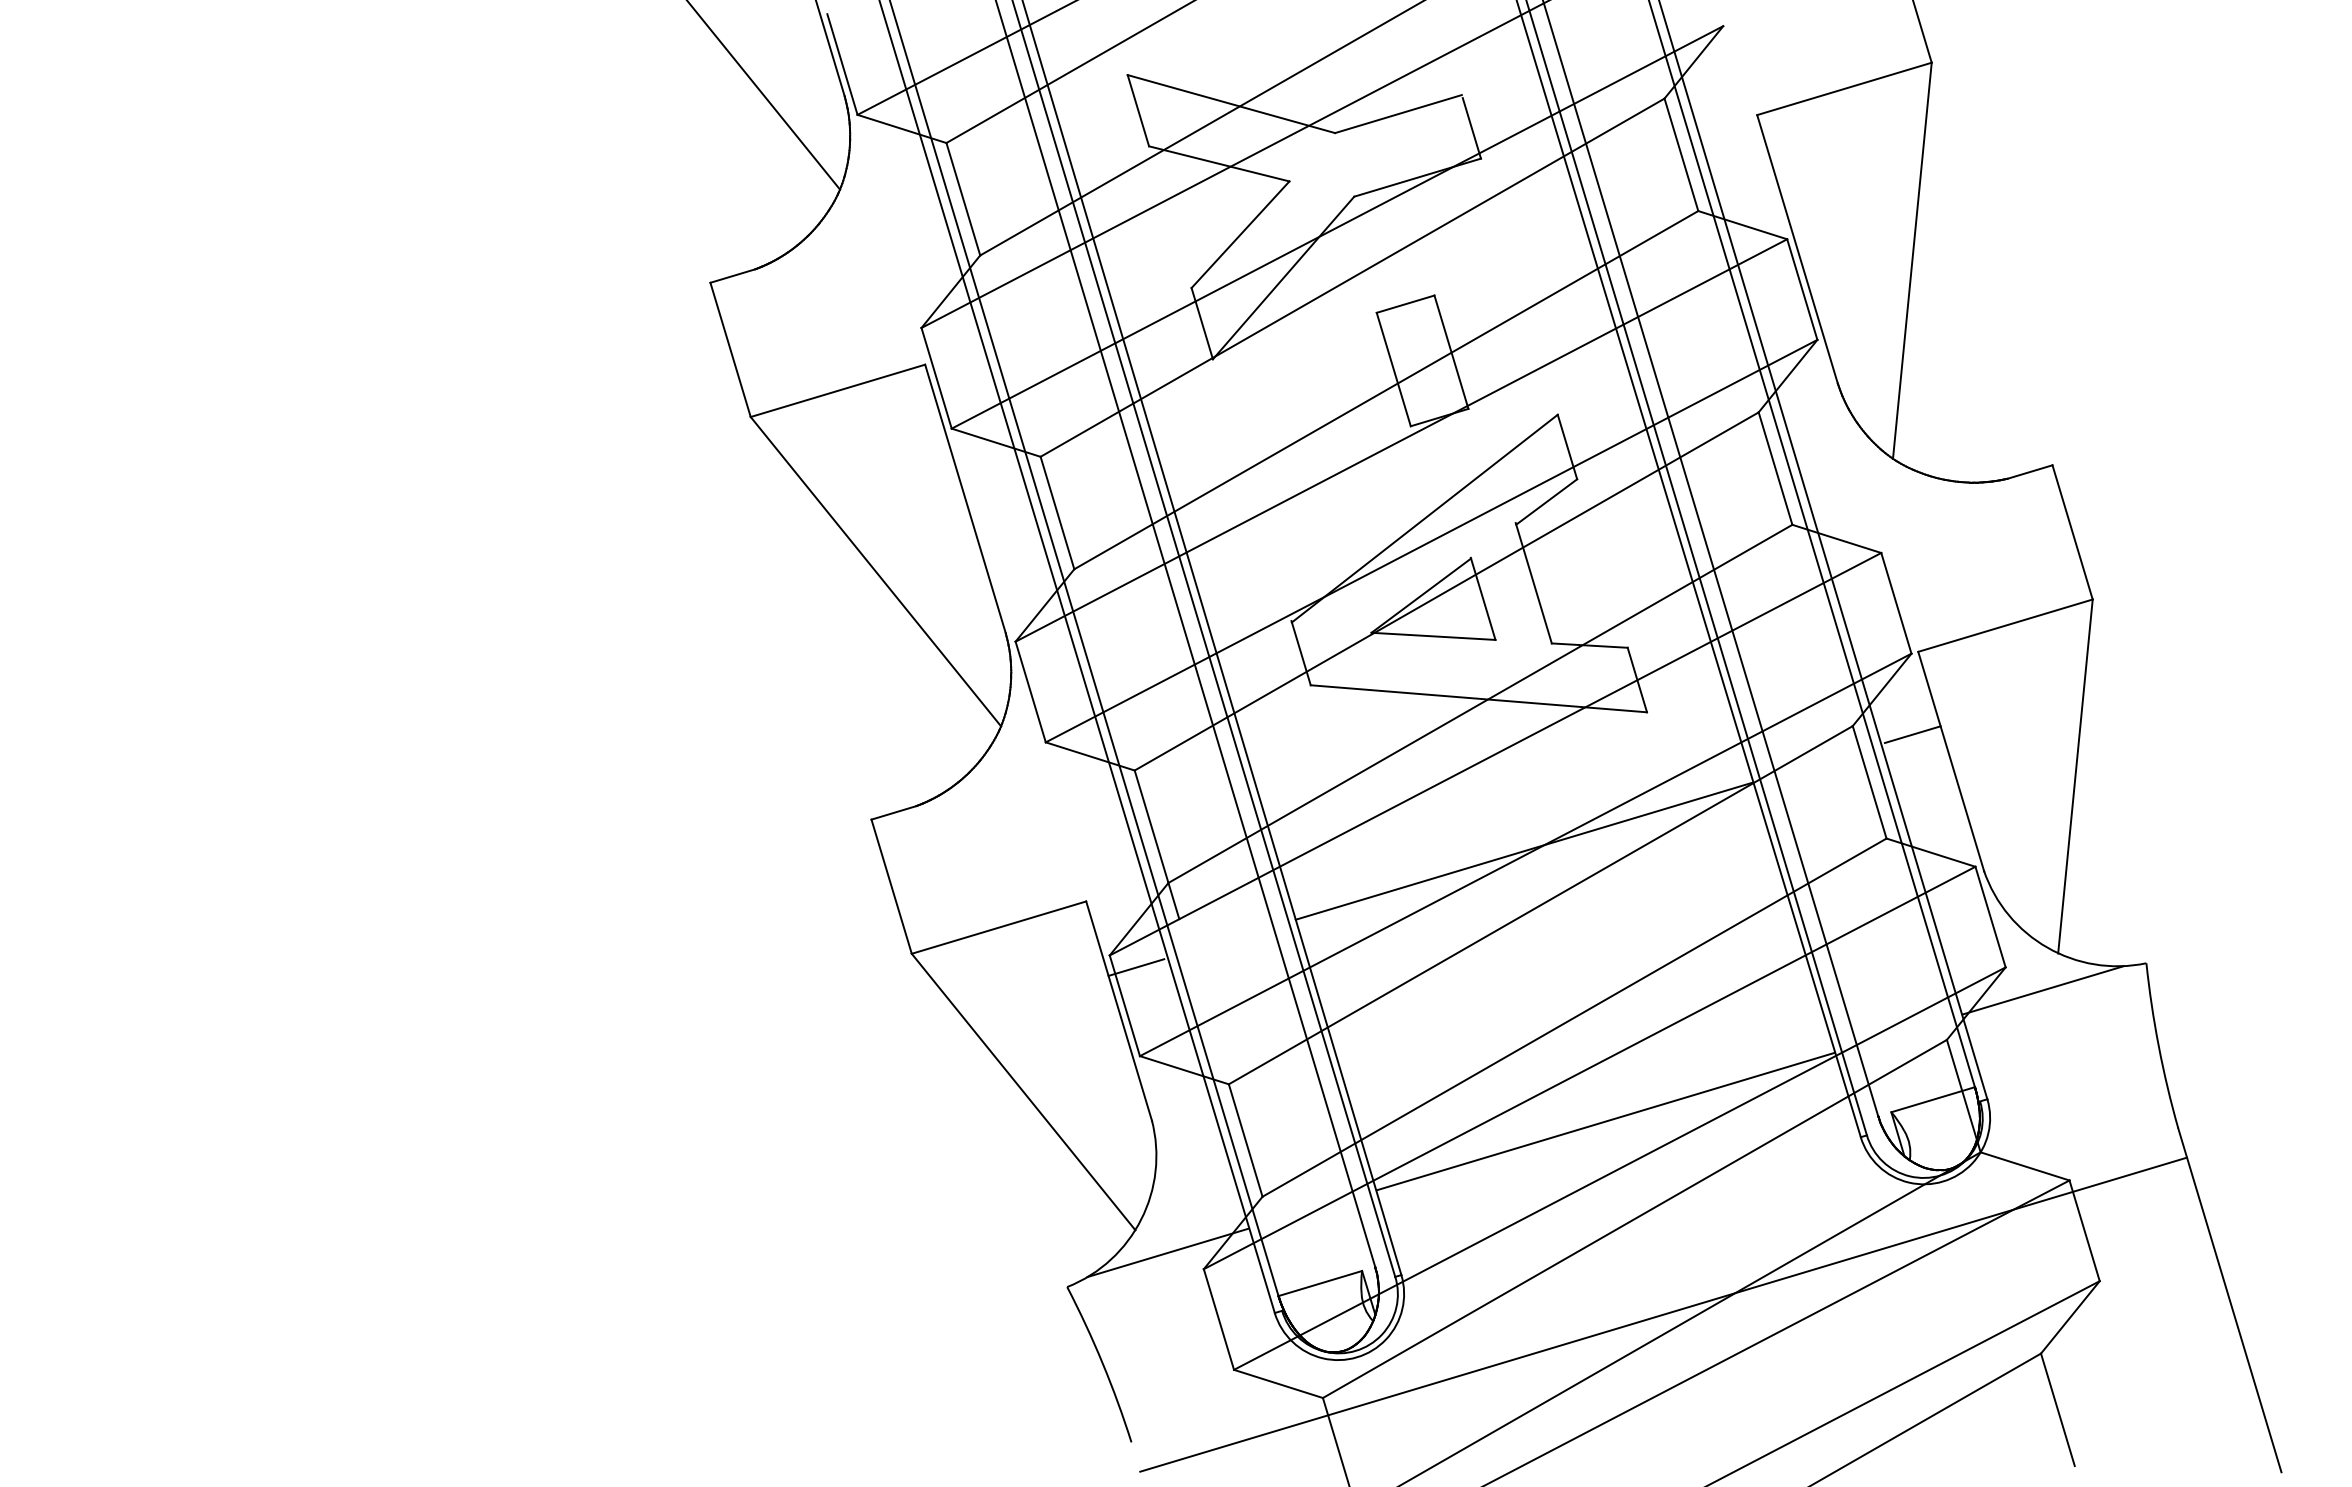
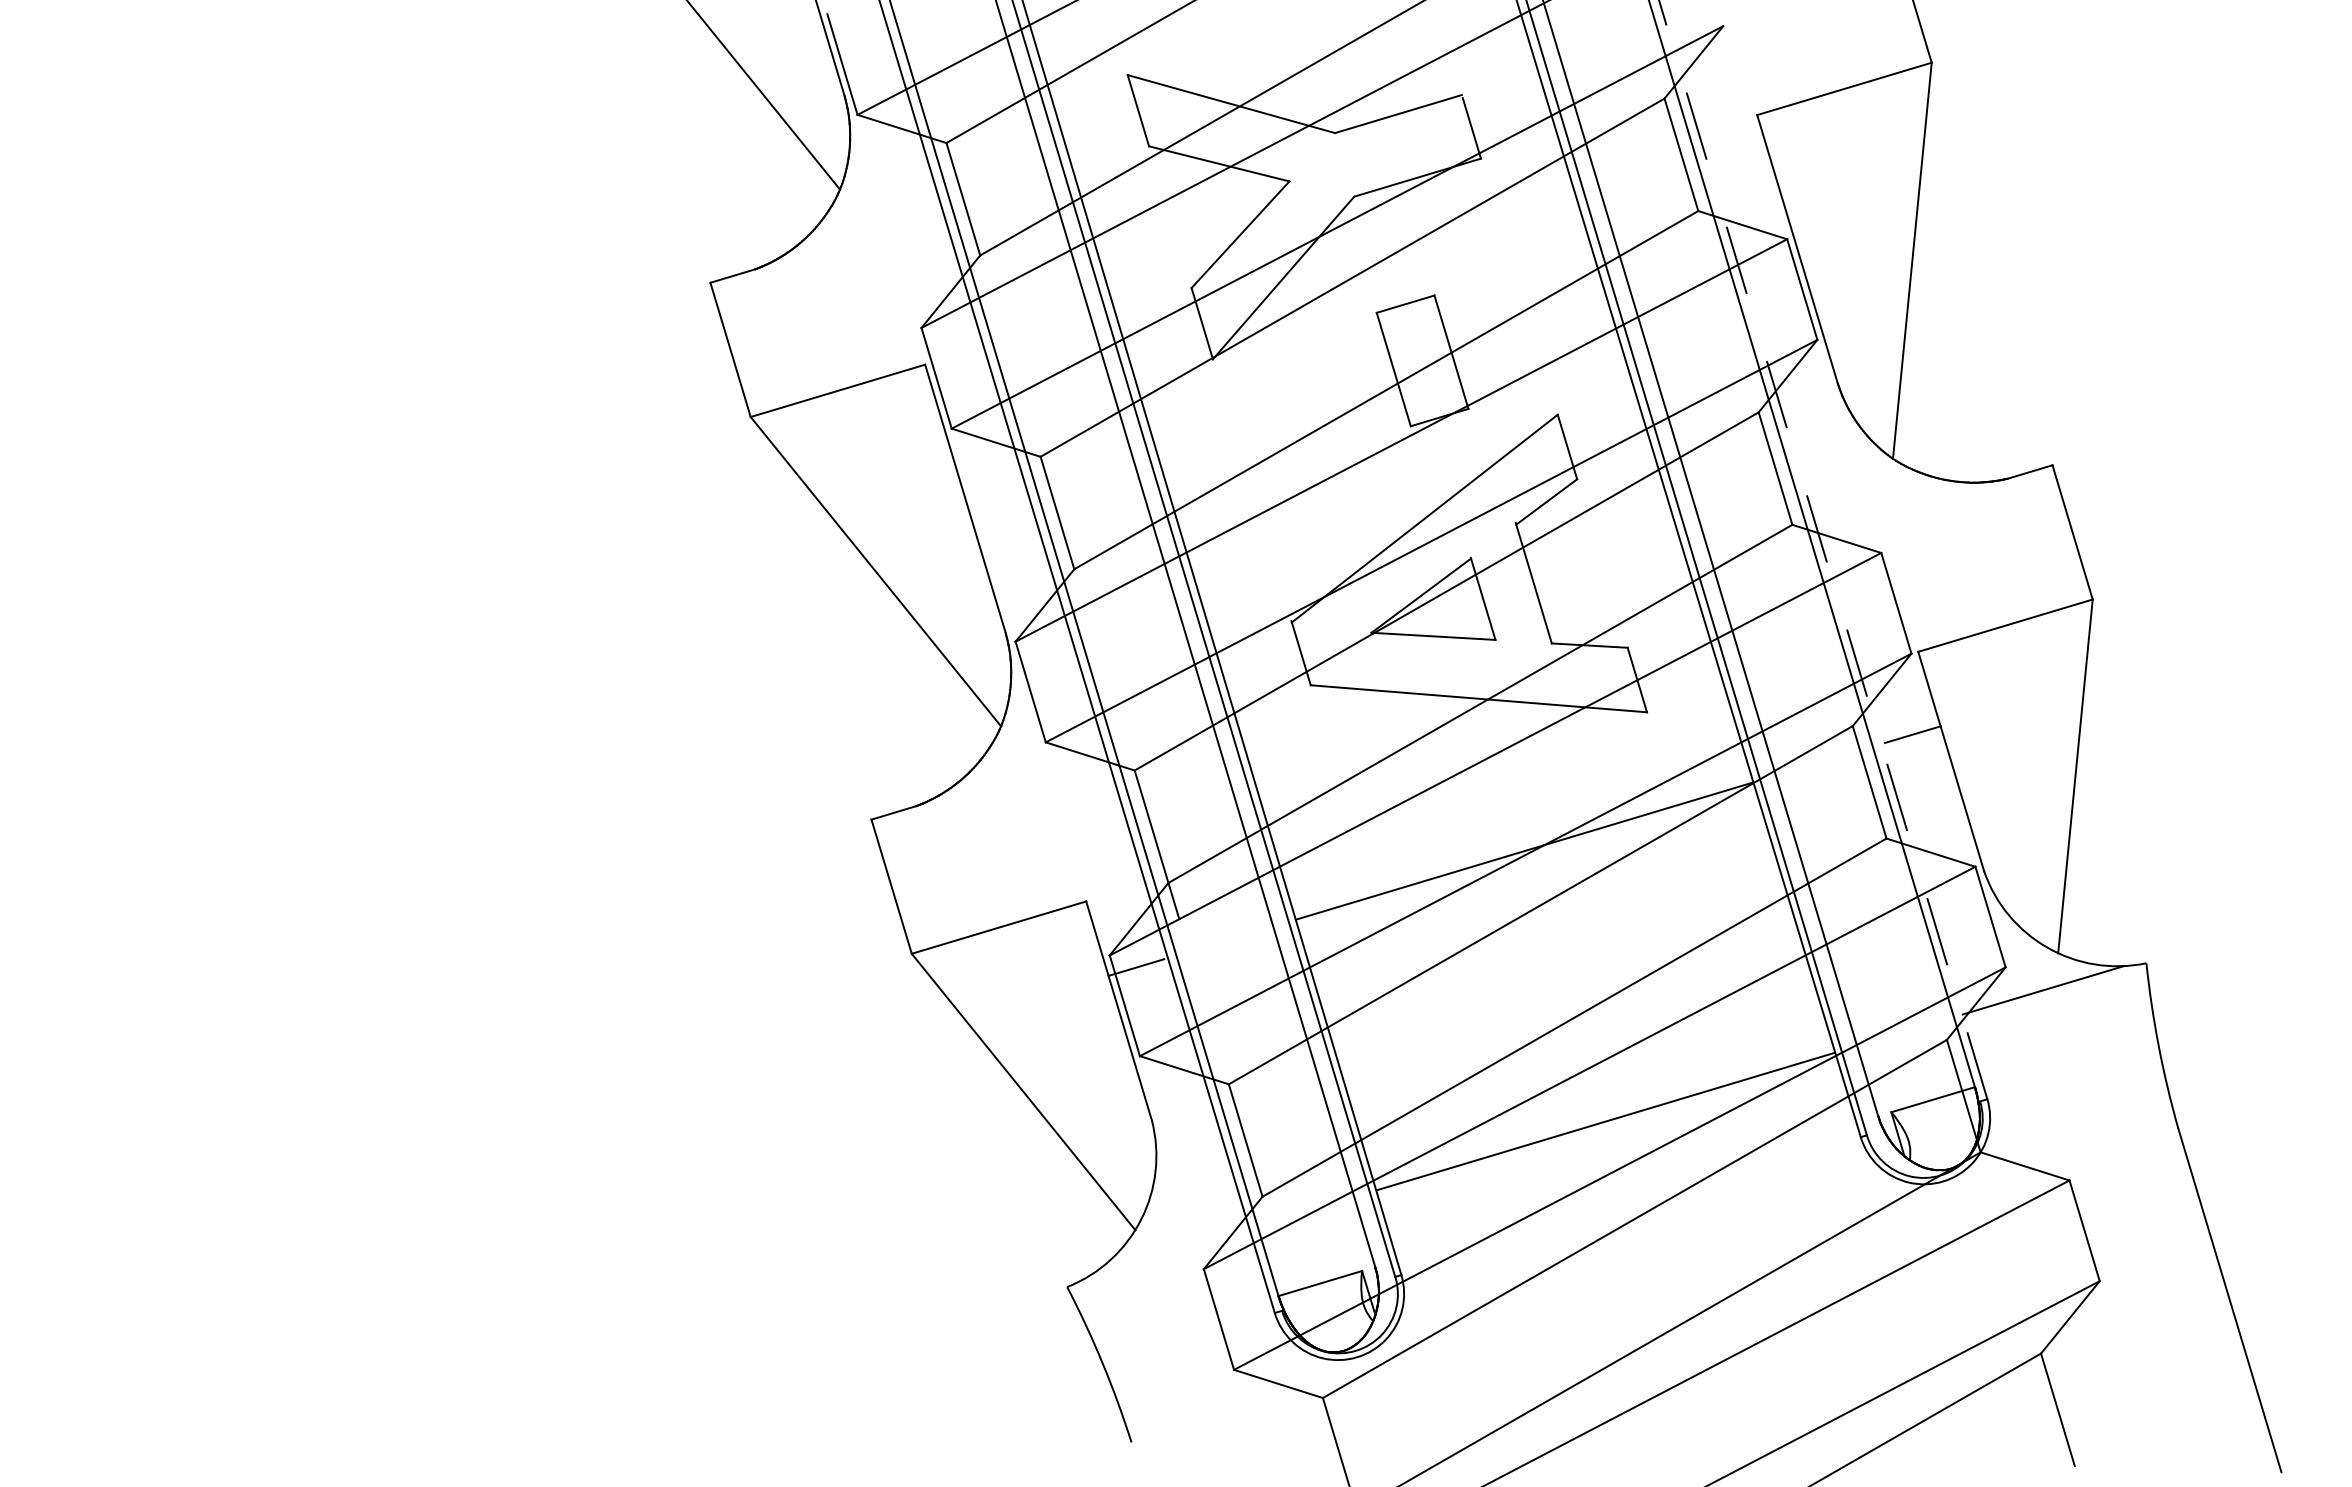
line: solid -> dashed (1823, 549)
line: present -> none (1167, 1252)
line: present -> none (1663, 1314)
